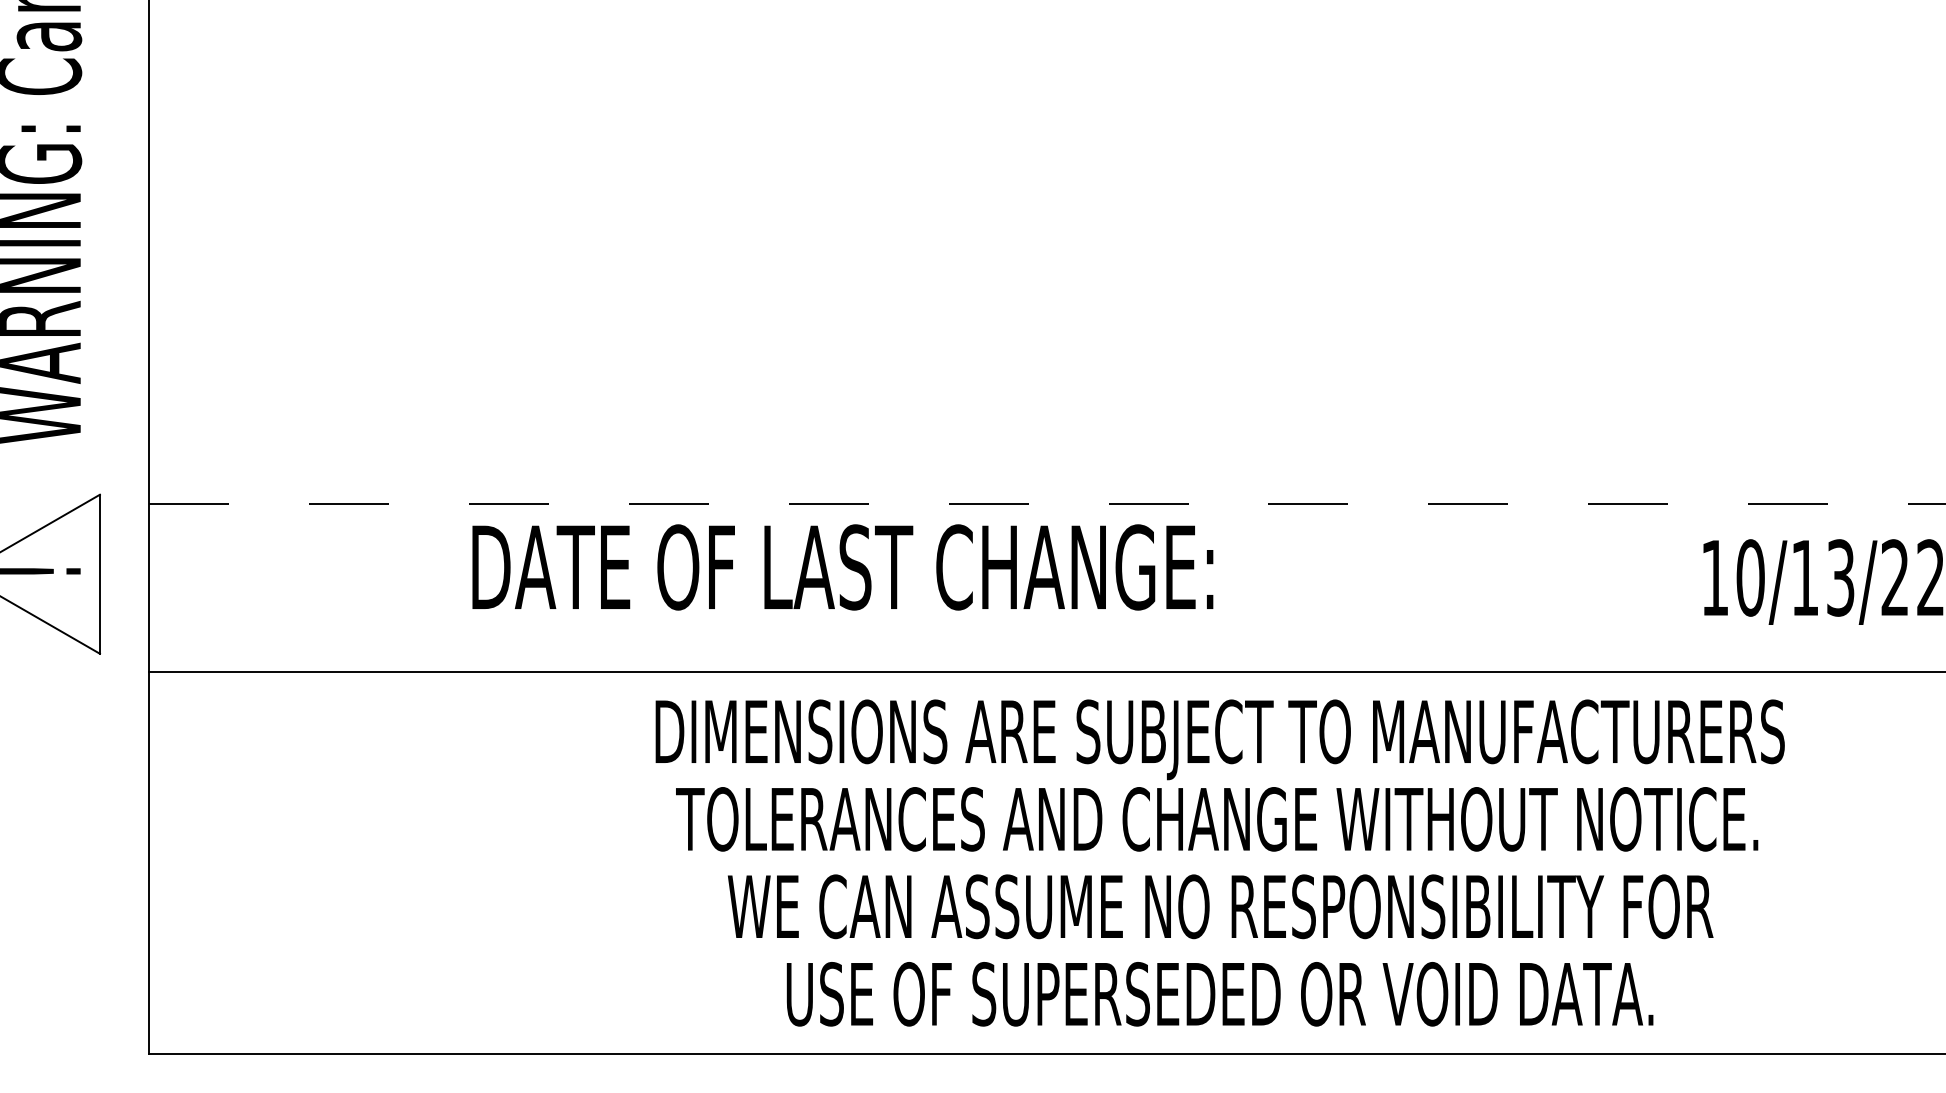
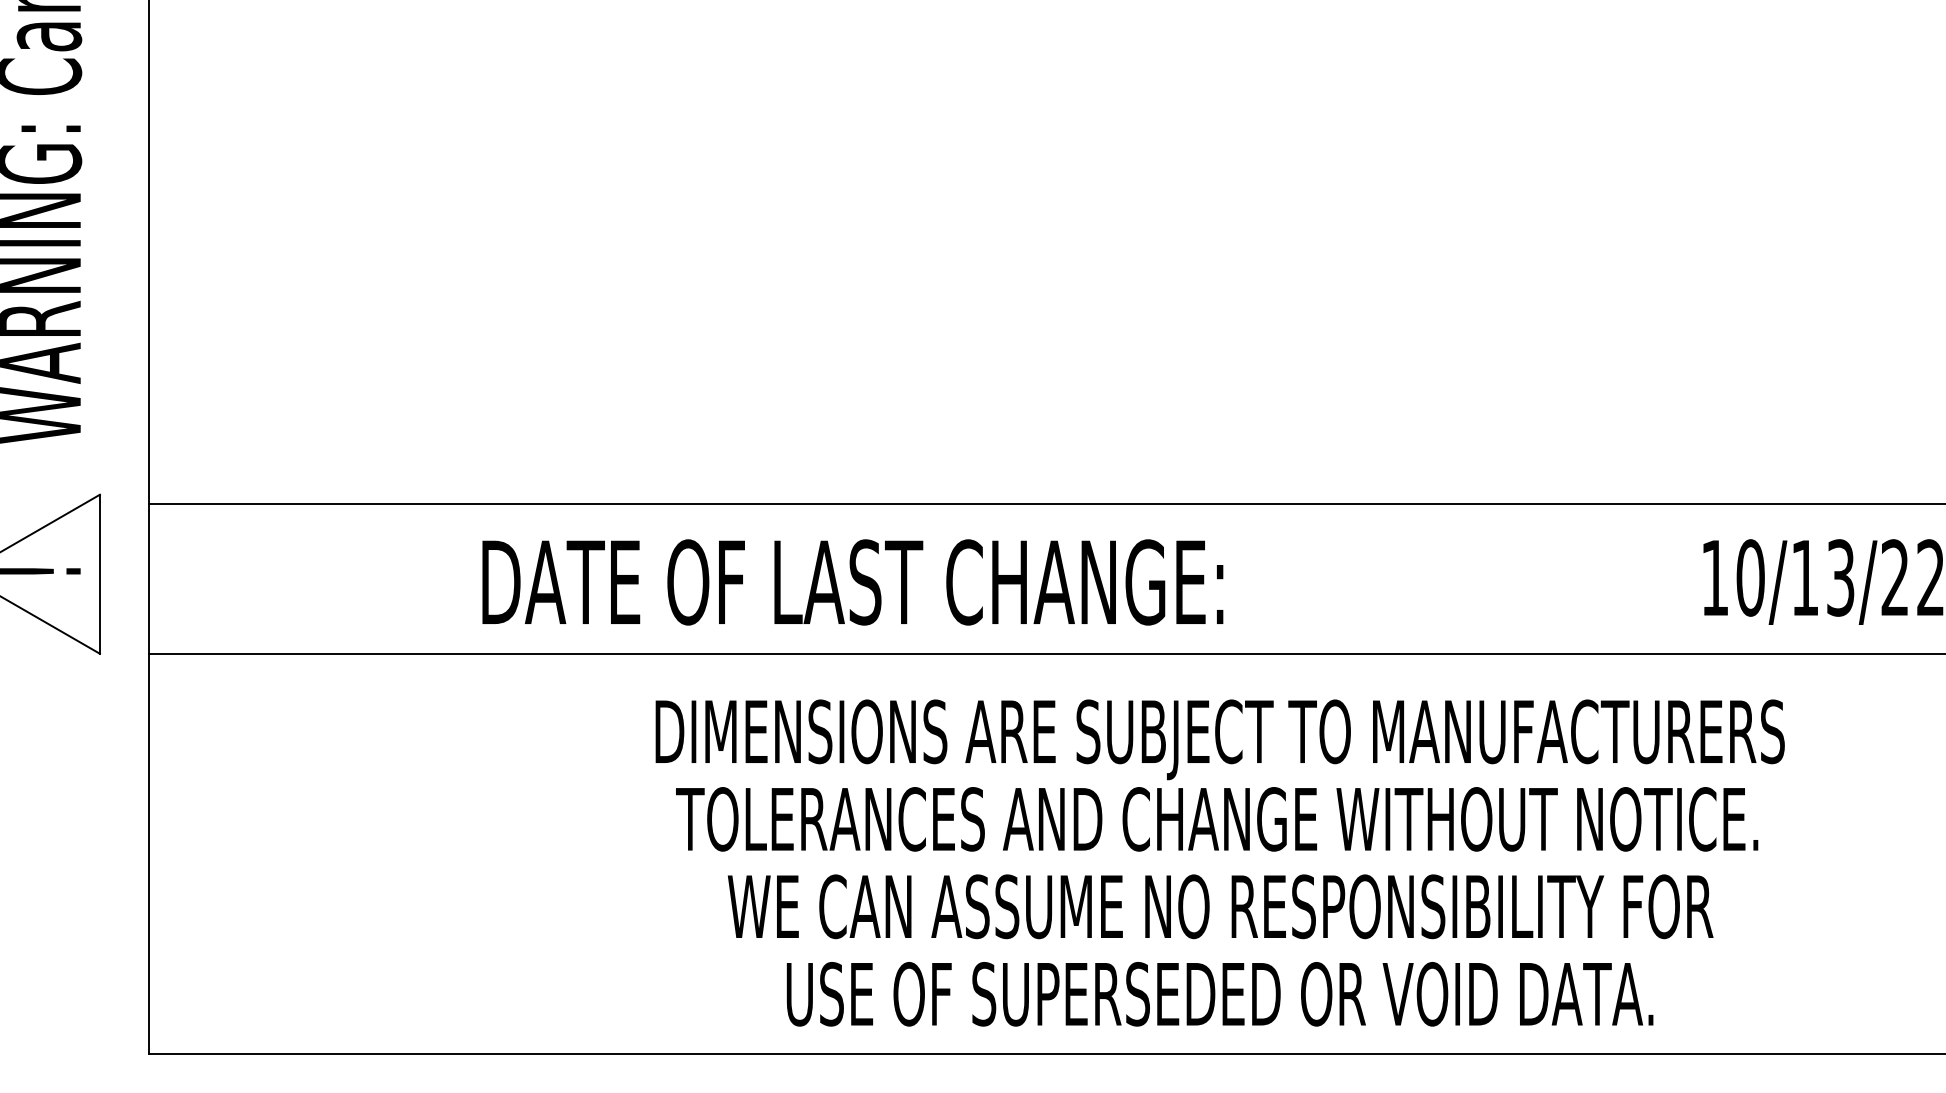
line: dashed -> solid (1047, 503)
text position: (842, 567) -> (852, 582) (852, 582)
line position: (1045, 671) -> (1045, 653) (1045, 653)
